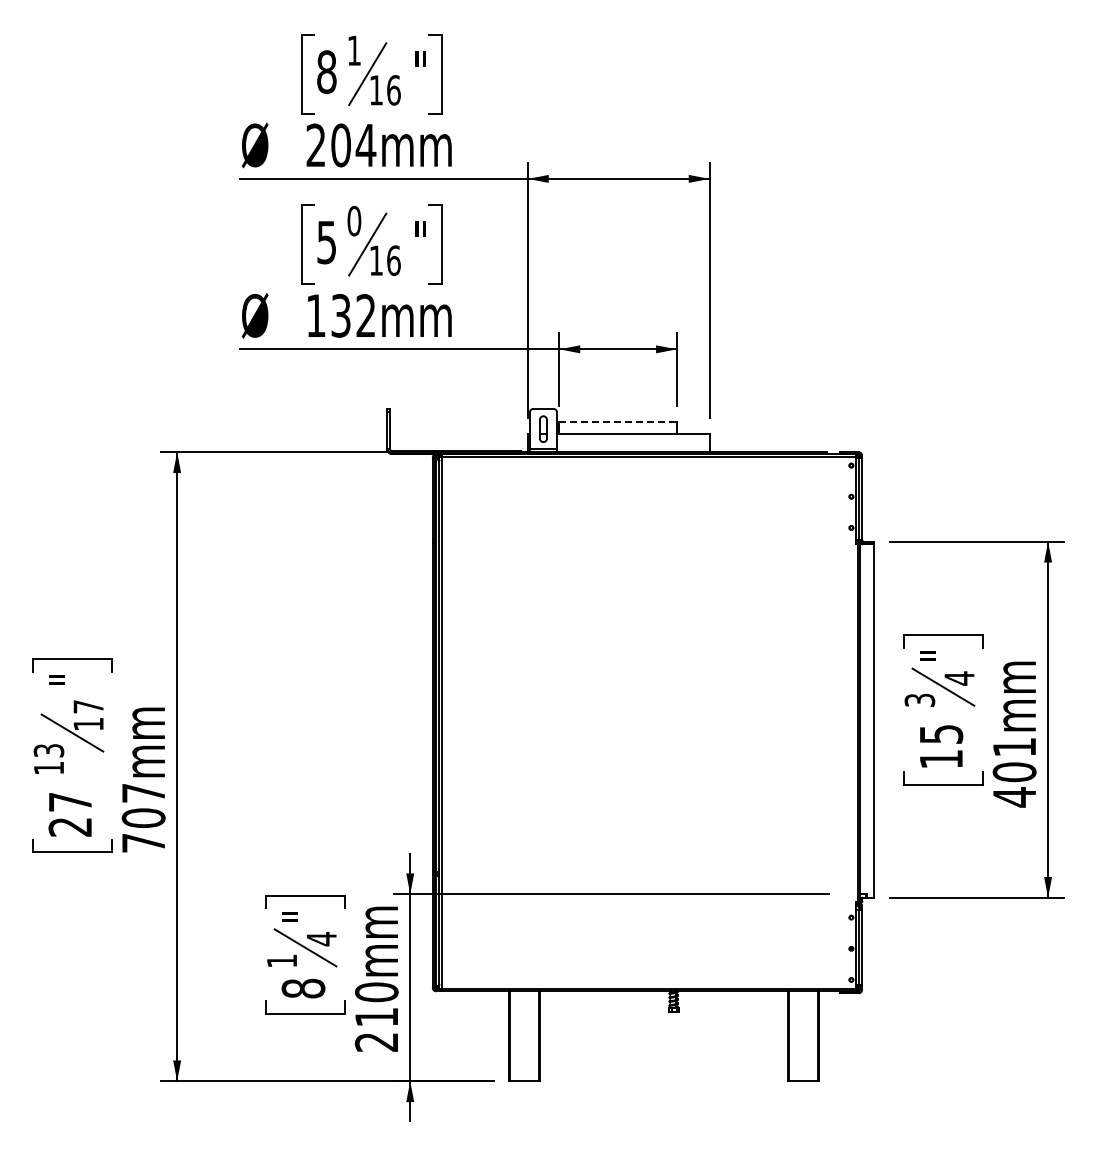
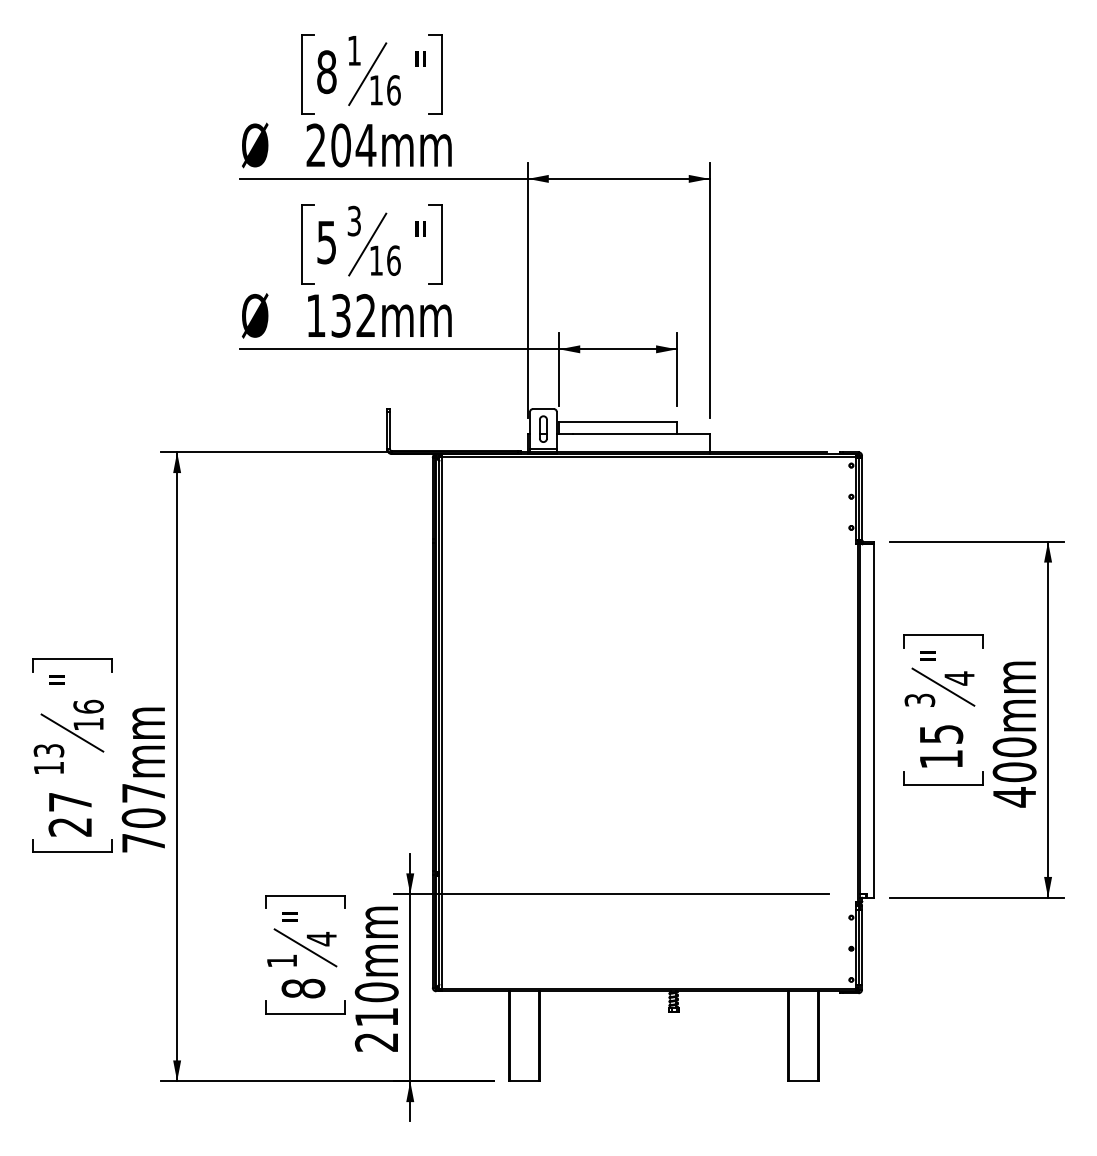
text: 0 -> 3 (354, 220)
line: dashed -> solid (618, 421)
text: 17 -> 16 (88, 706)
text: 401mm -> 400mm (1014, 747)
